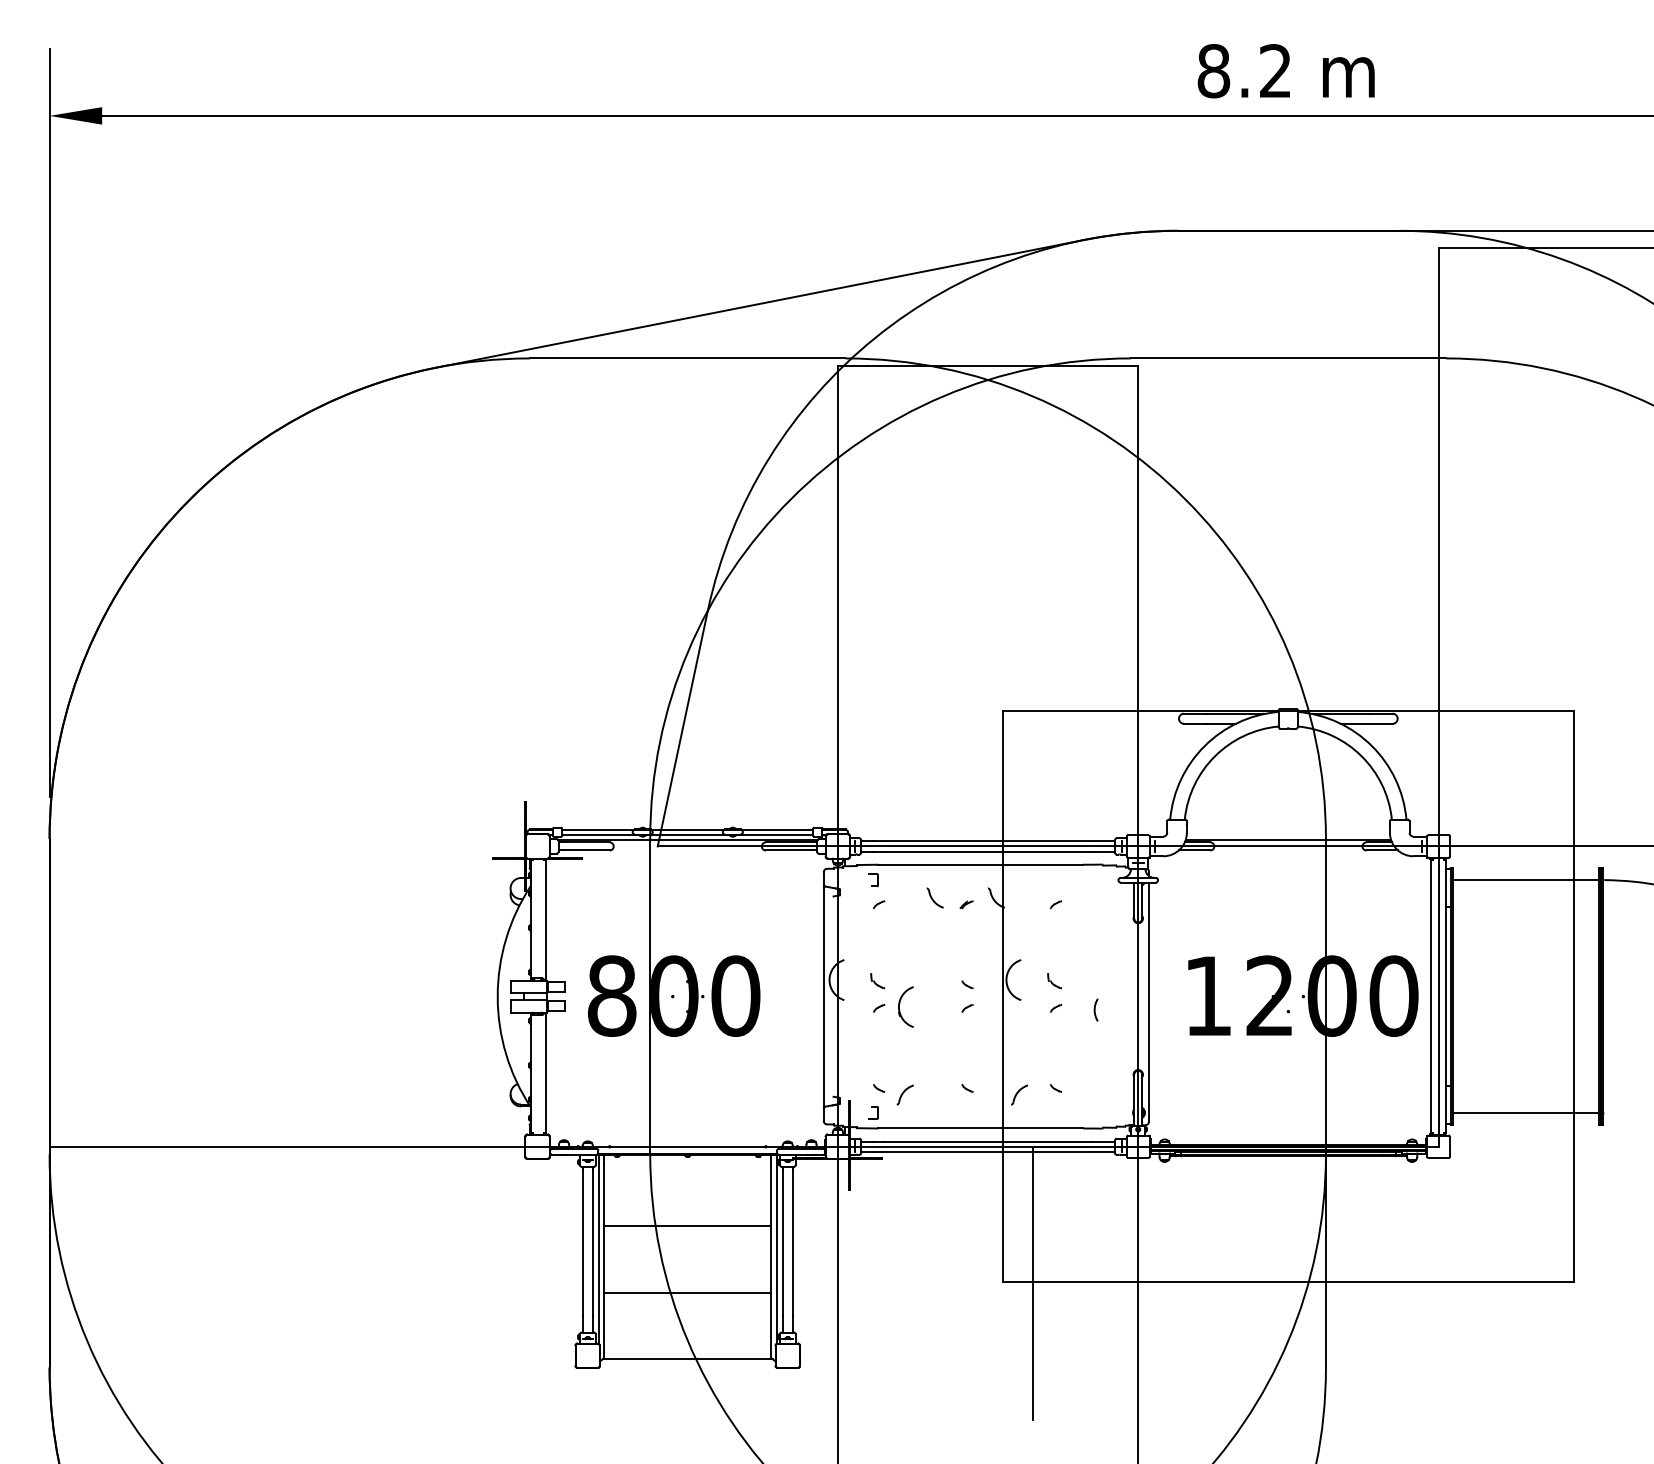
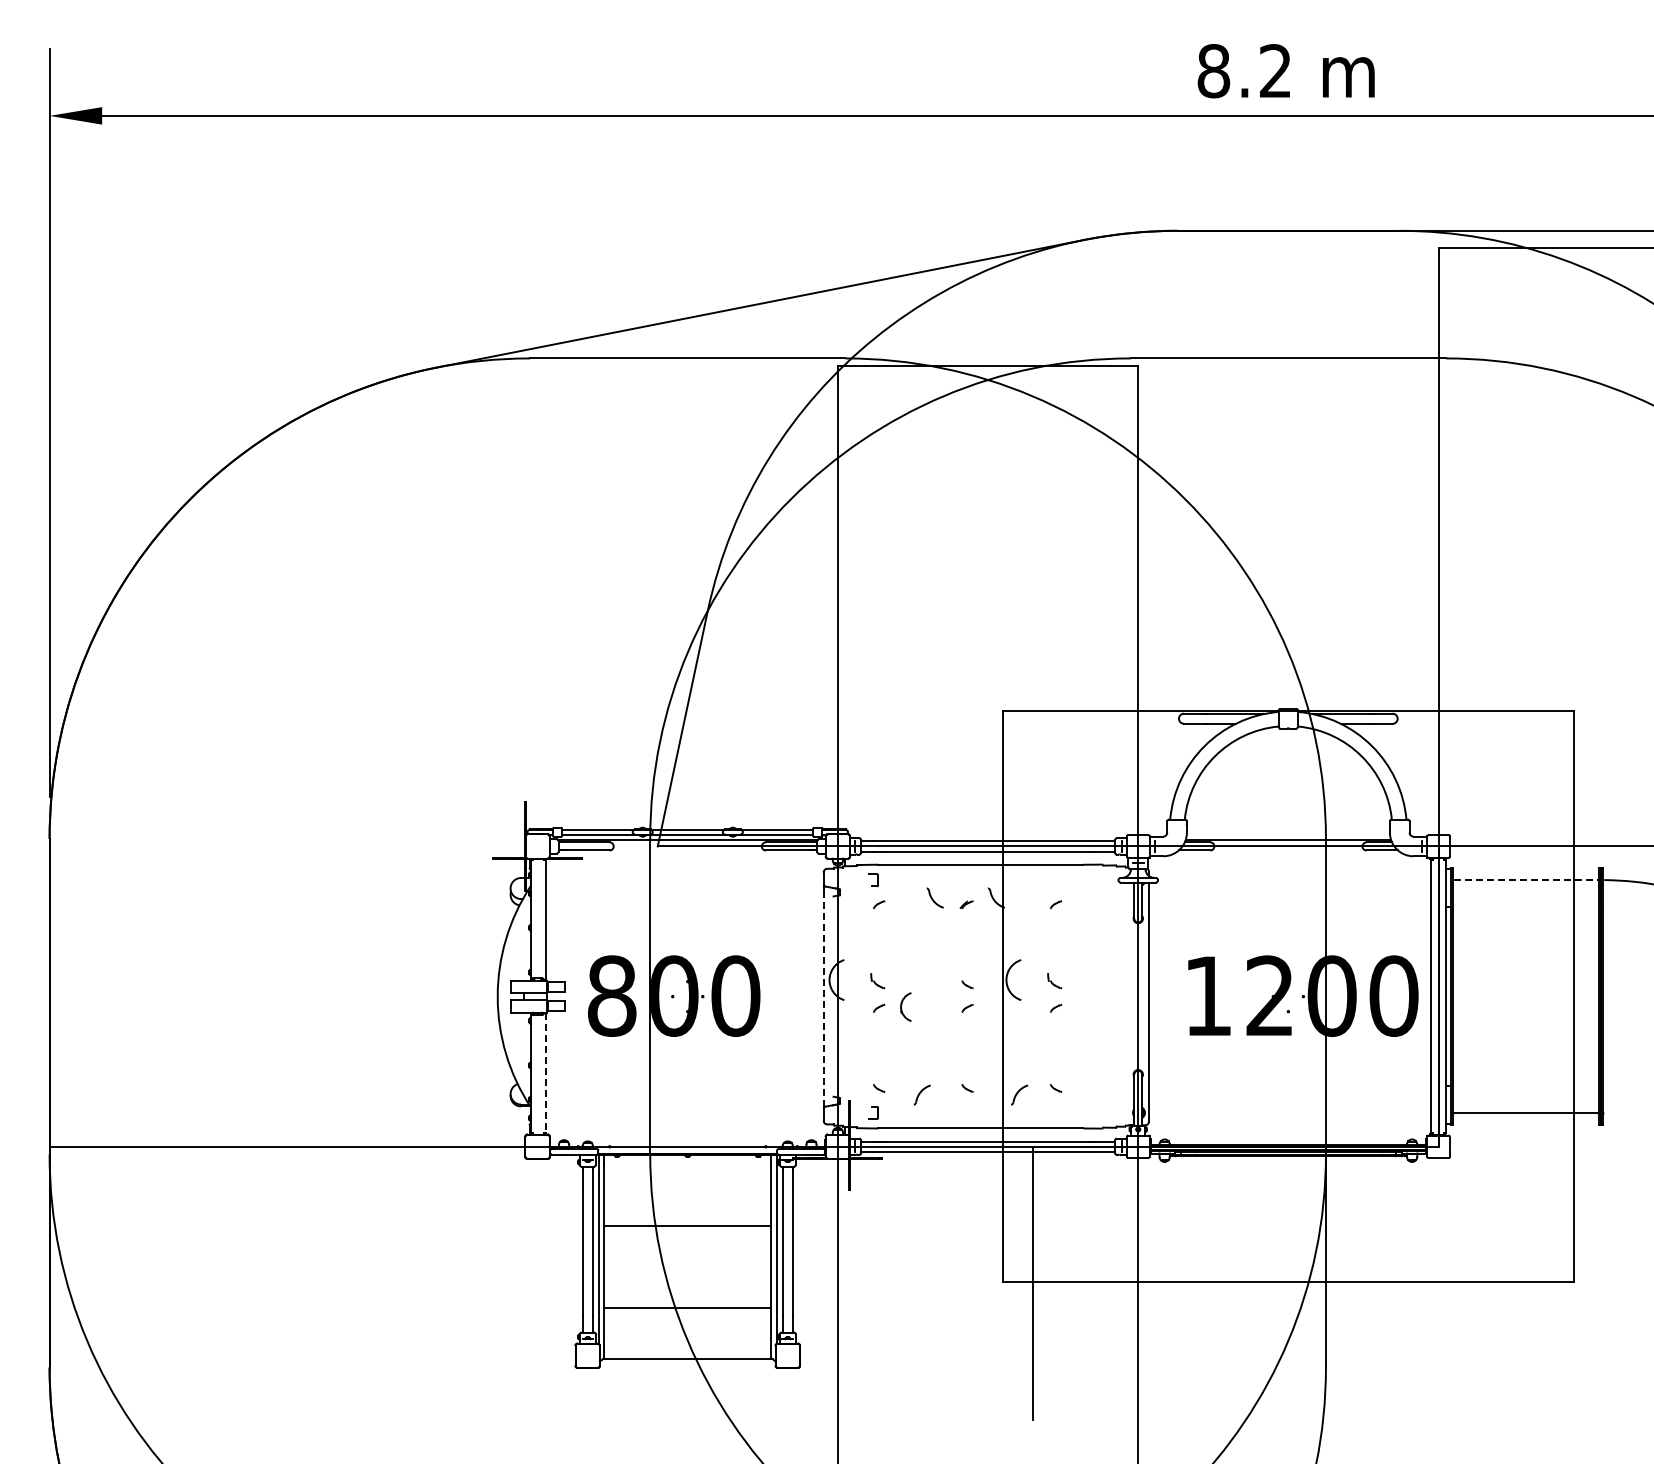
line: solid -> dashed (1525, 880)
line: solid -> dashed (823, 997)
part size: 16x42 px -> 12x30 px (905, 1006)
arc: present -> none (1095, 1009)
line: solid -> dashed (546, 1073)
part position: (904, 1094) -> (921, 1094) (921, 1094)
line position: (687, 1292) -> (687, 1307) (687, 1307)
